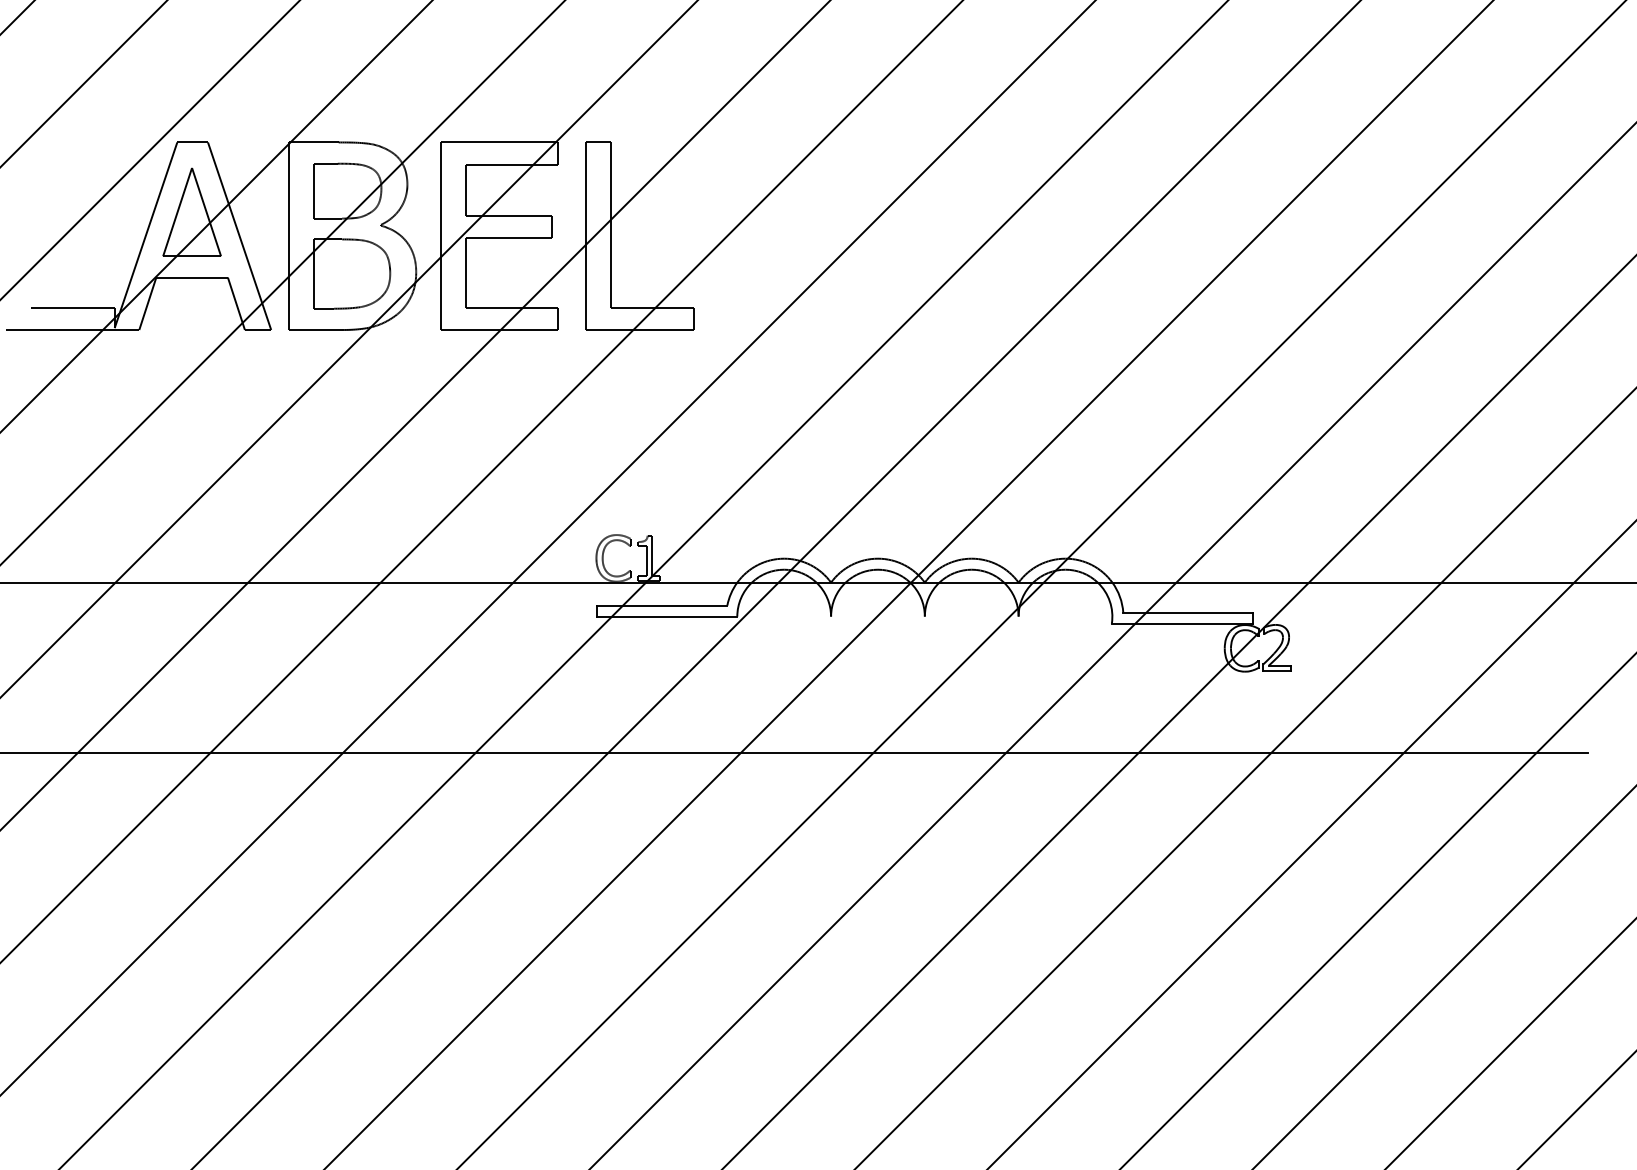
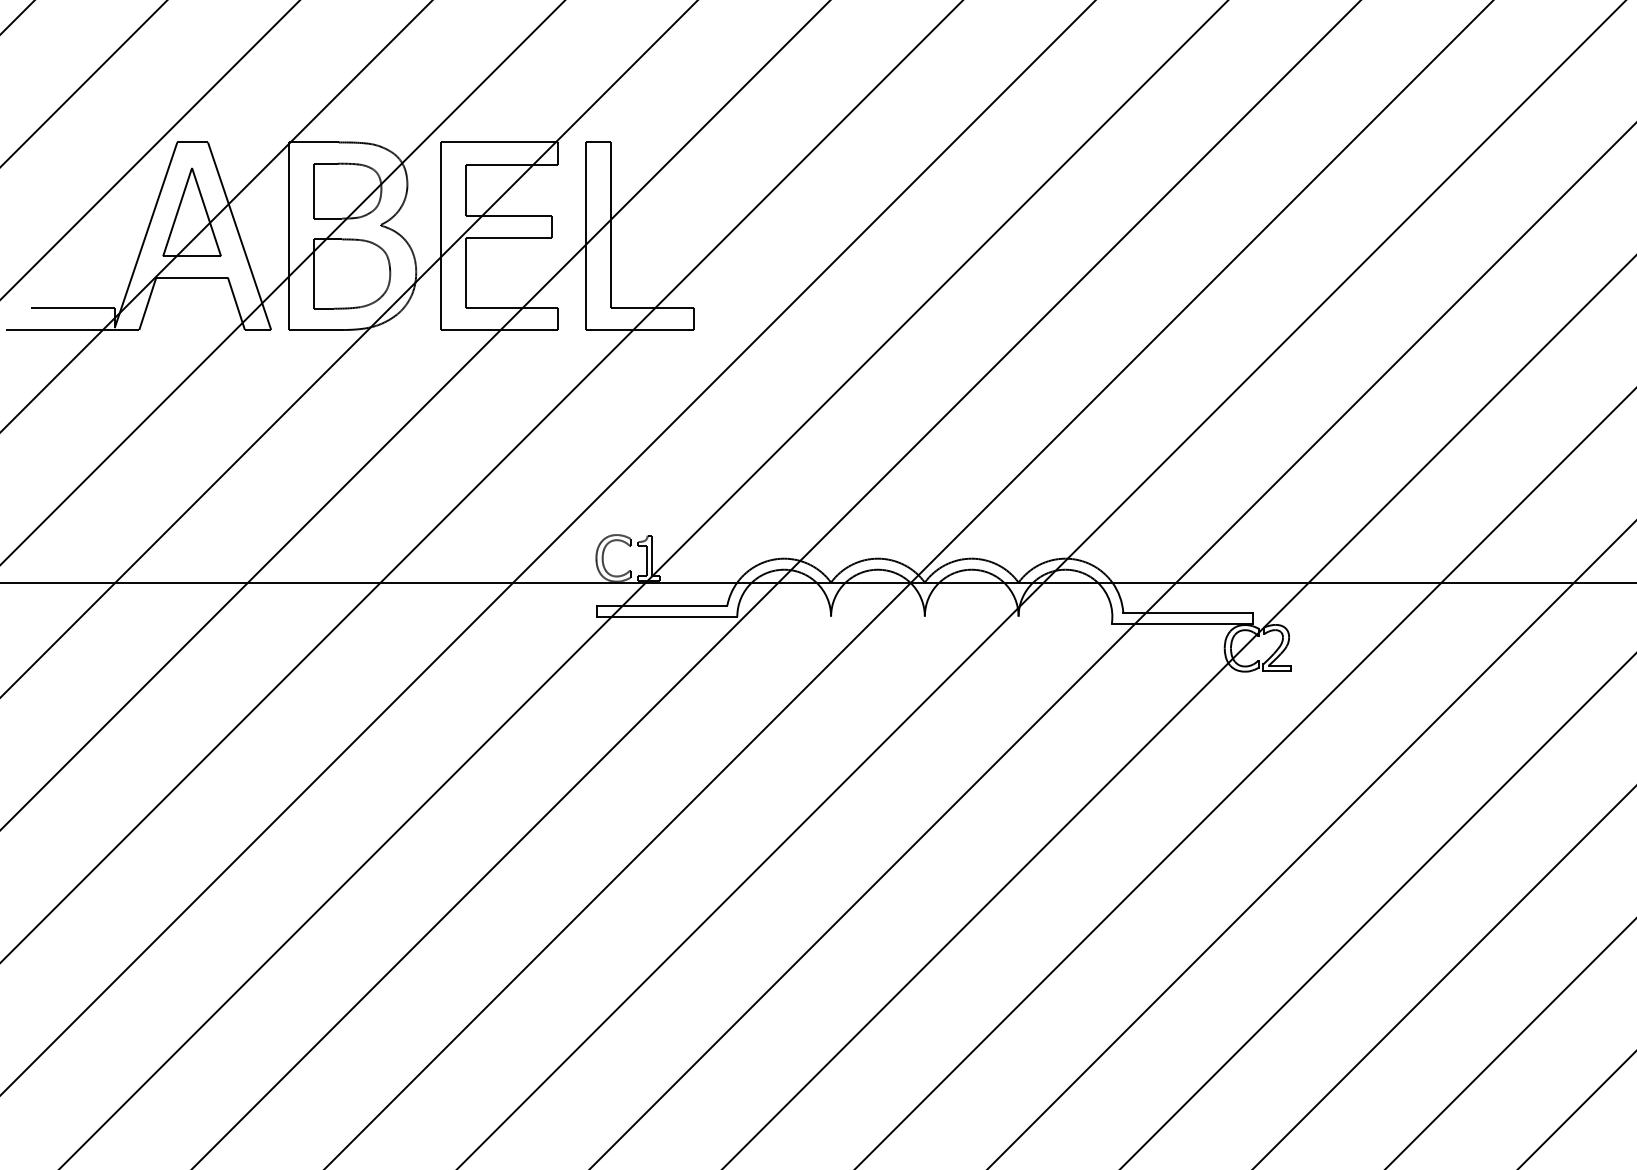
line: present -> none (794, 753)
